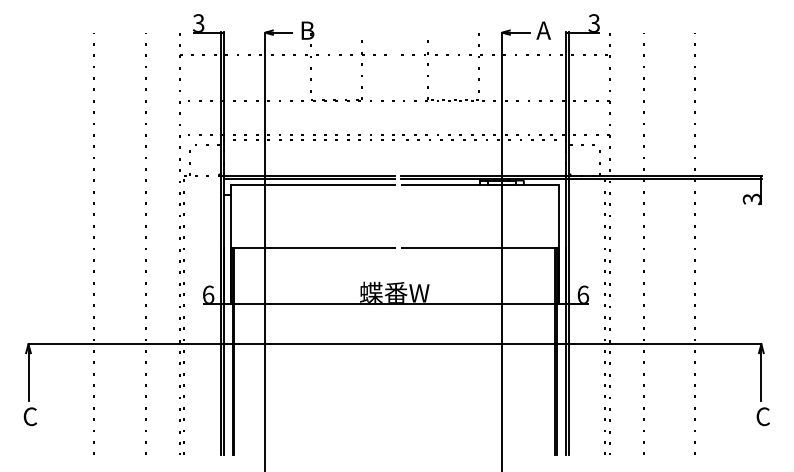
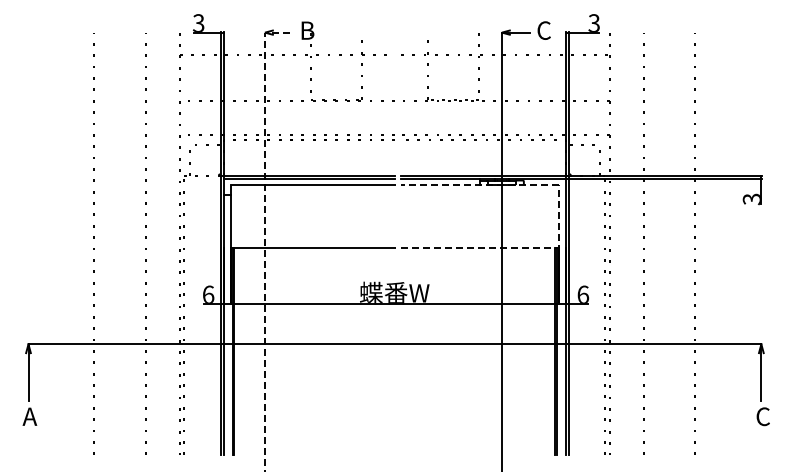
text: A -> C (543, 30)
line: solid -> dashed (558, 215)
line: solid -> dashed (265, 236)
text: C -> A (29, 416)
